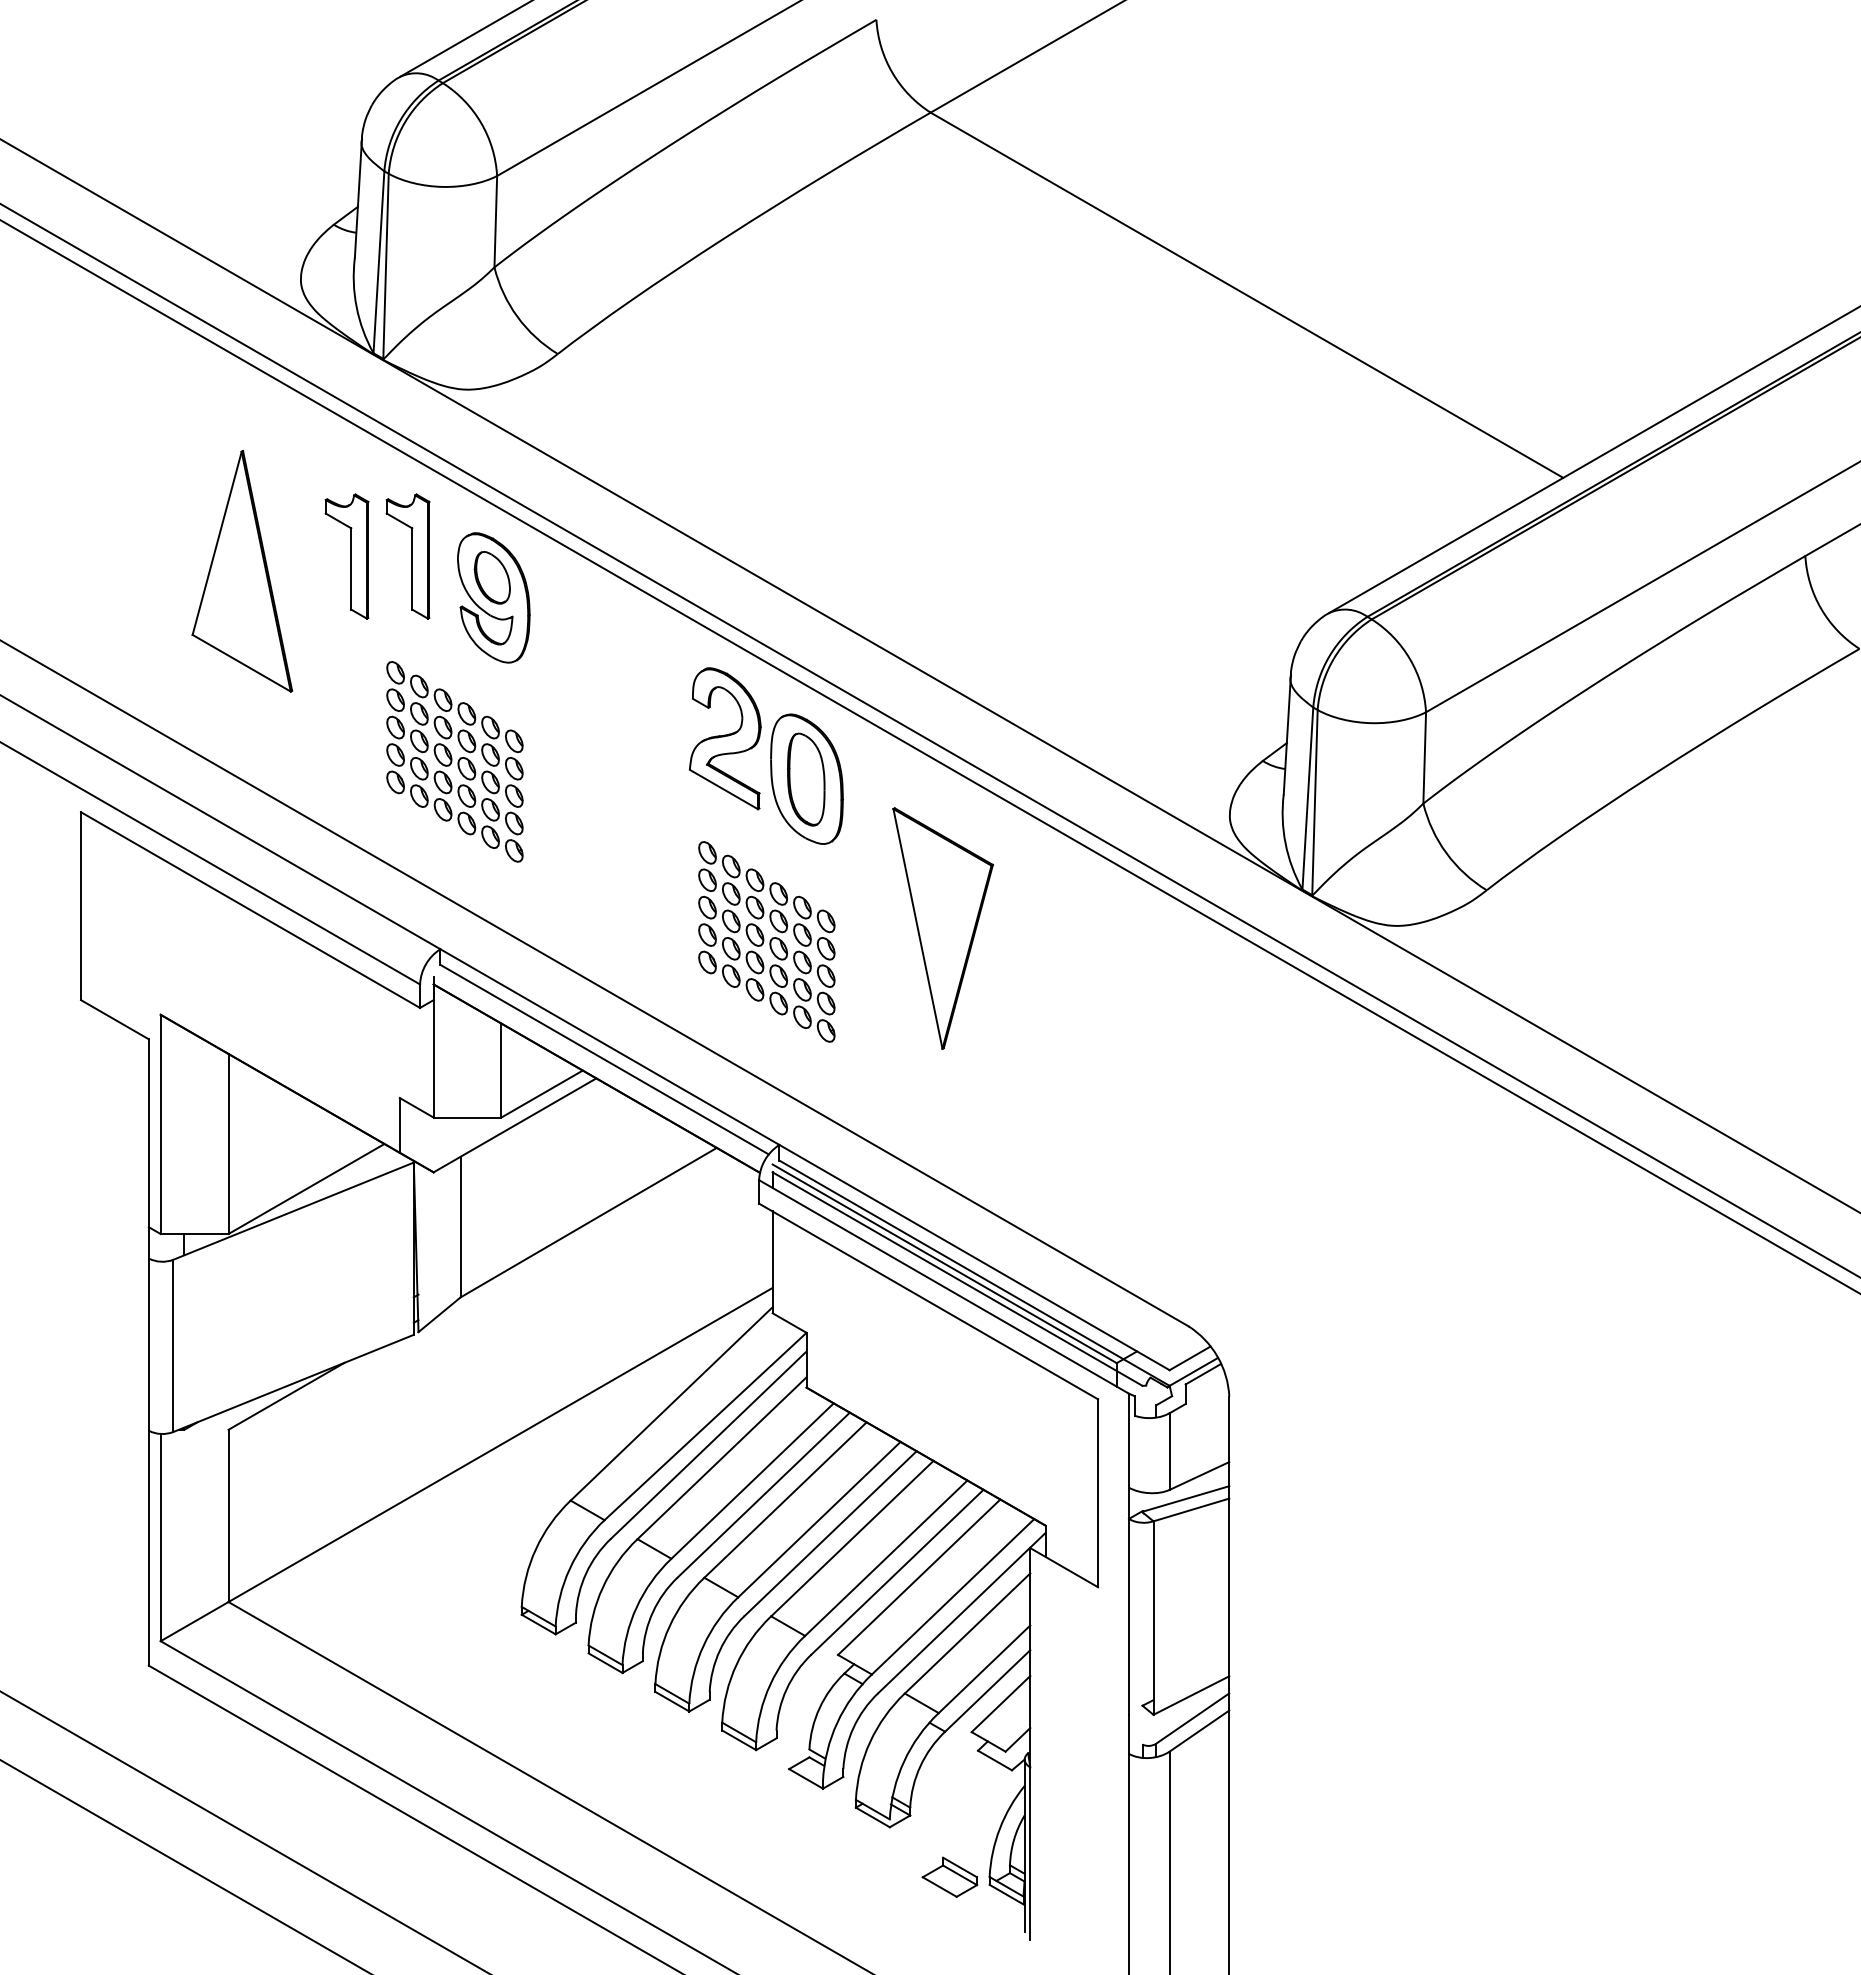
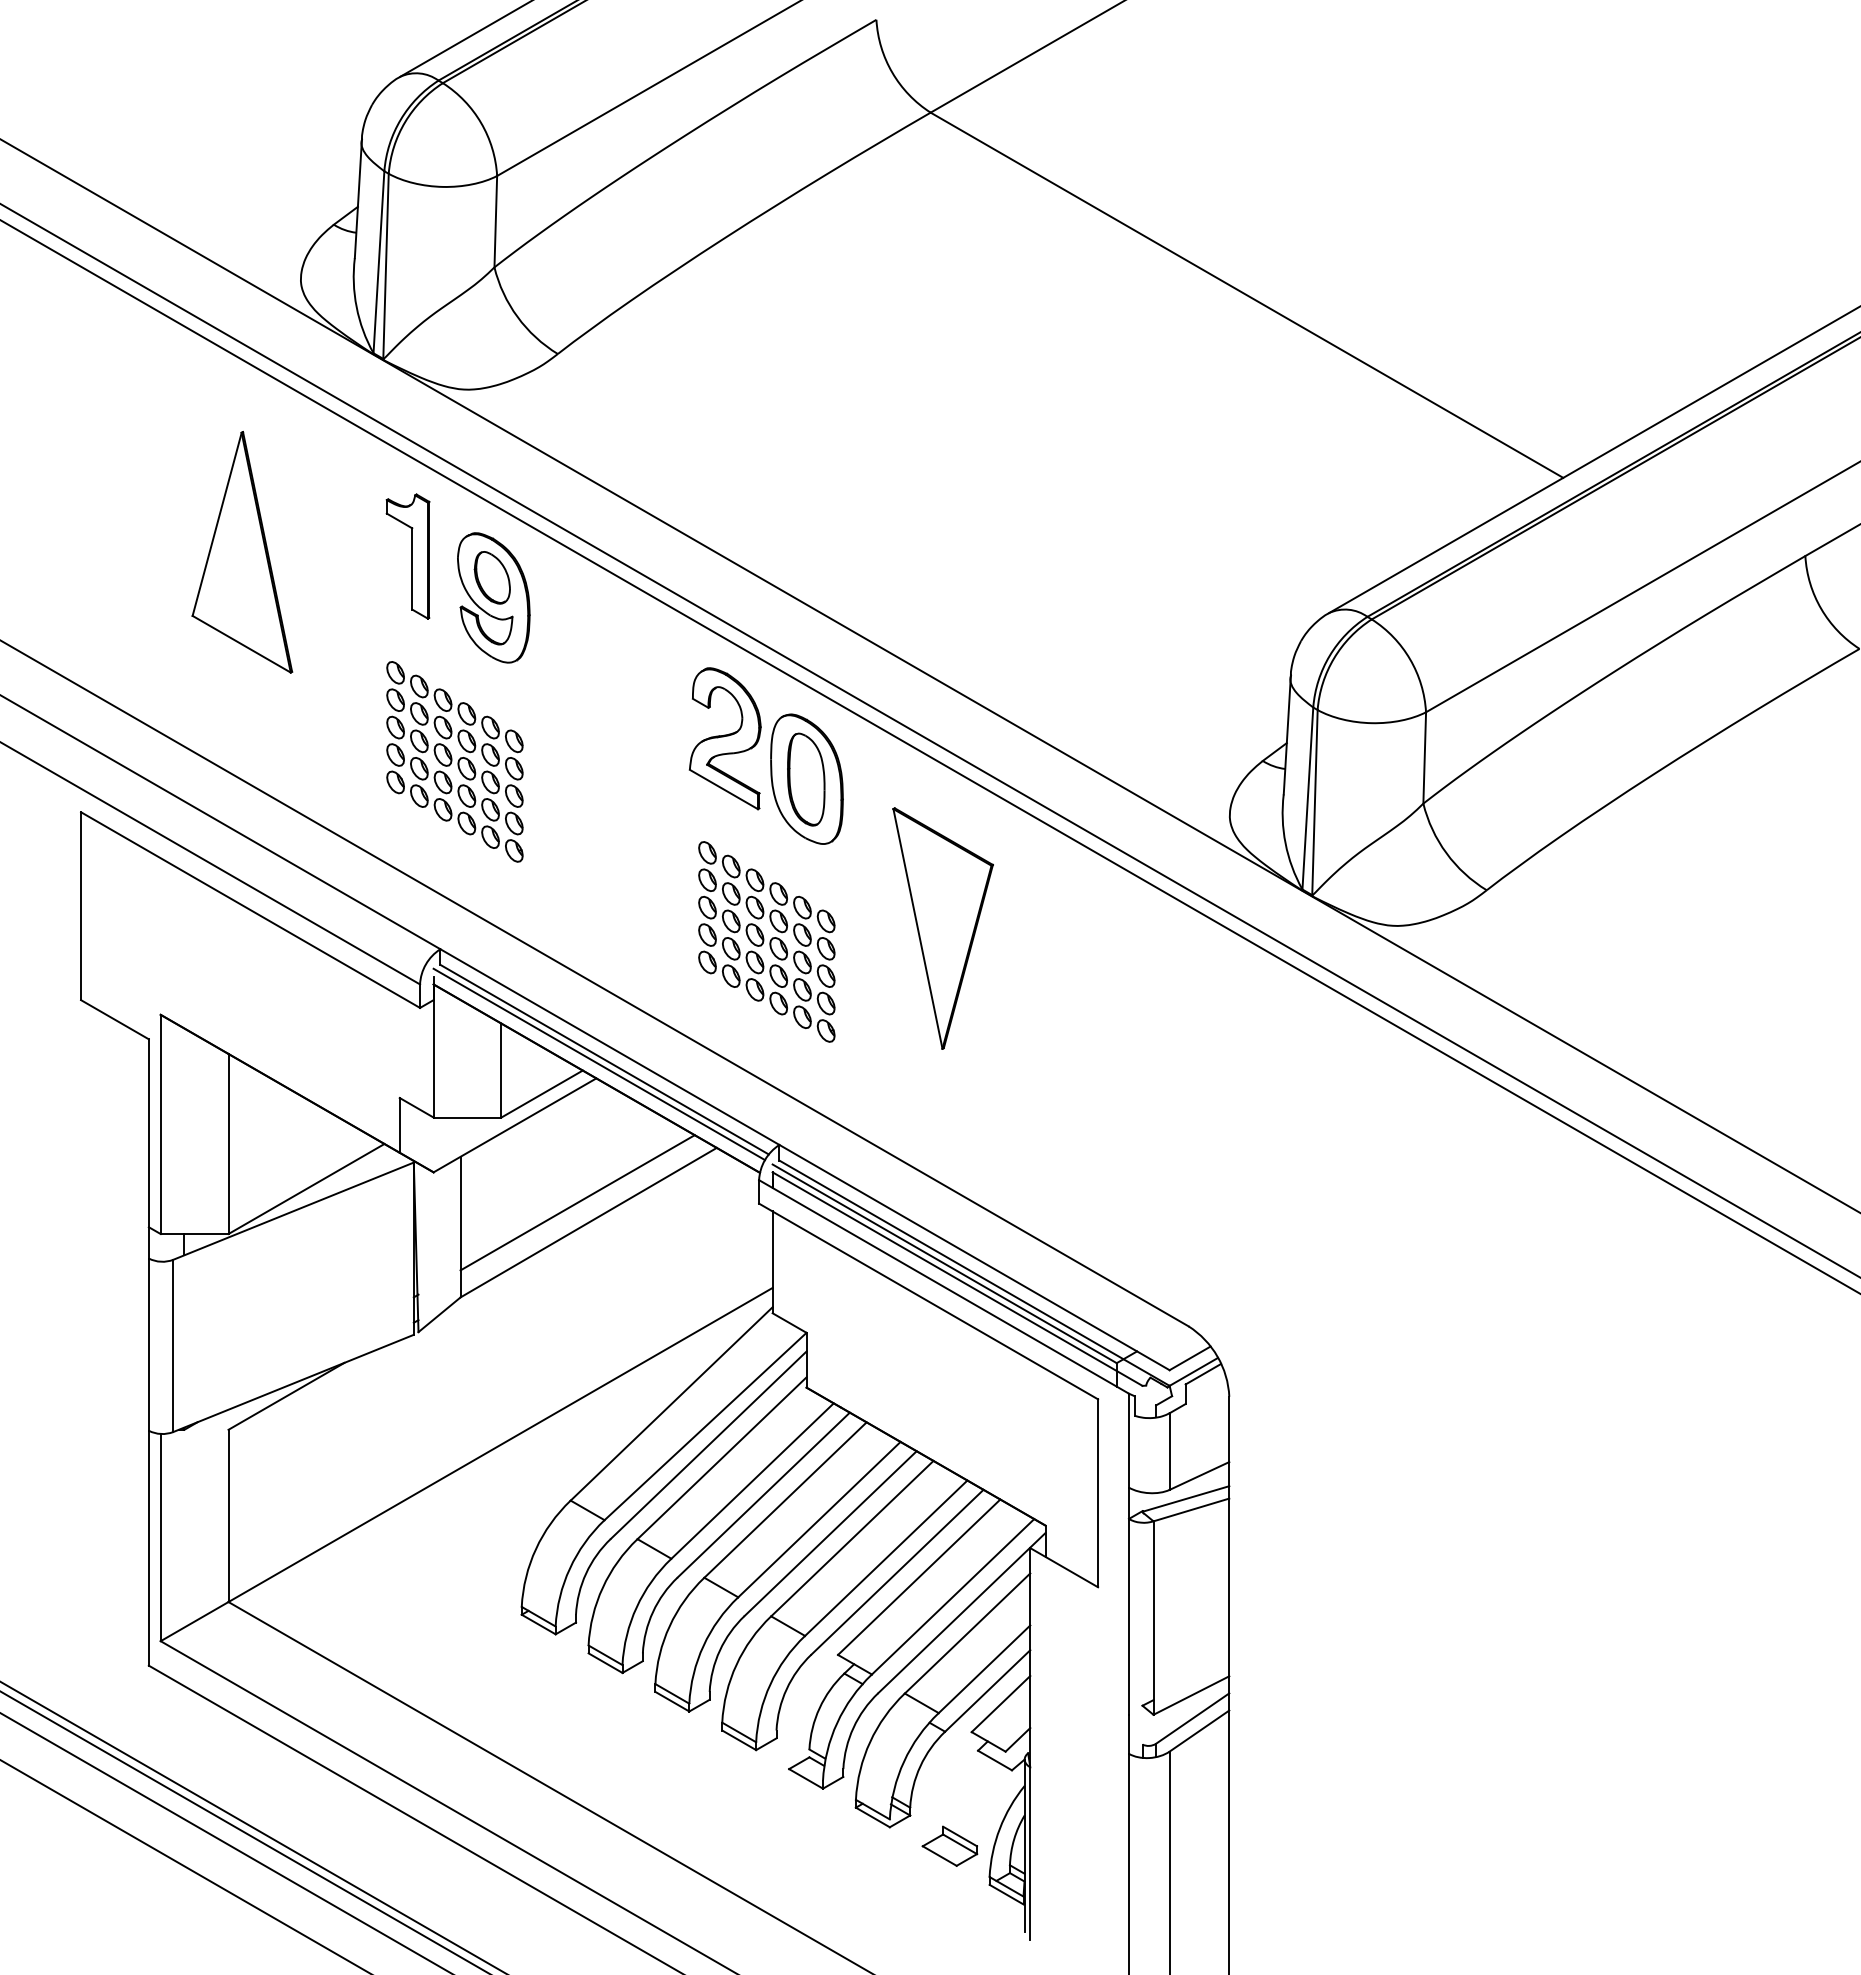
part: present -> none (346, 556)
part position: (242, 571) -> (242, 552) (242, 552)
line: none -> present (599, 1064)
line: none -> present (577, 1202)
line: none -> present (252, 1826)
line: none -> present (225, 1842)
part position: (949, 1876) -> (949, 1845) (949, 1845)
